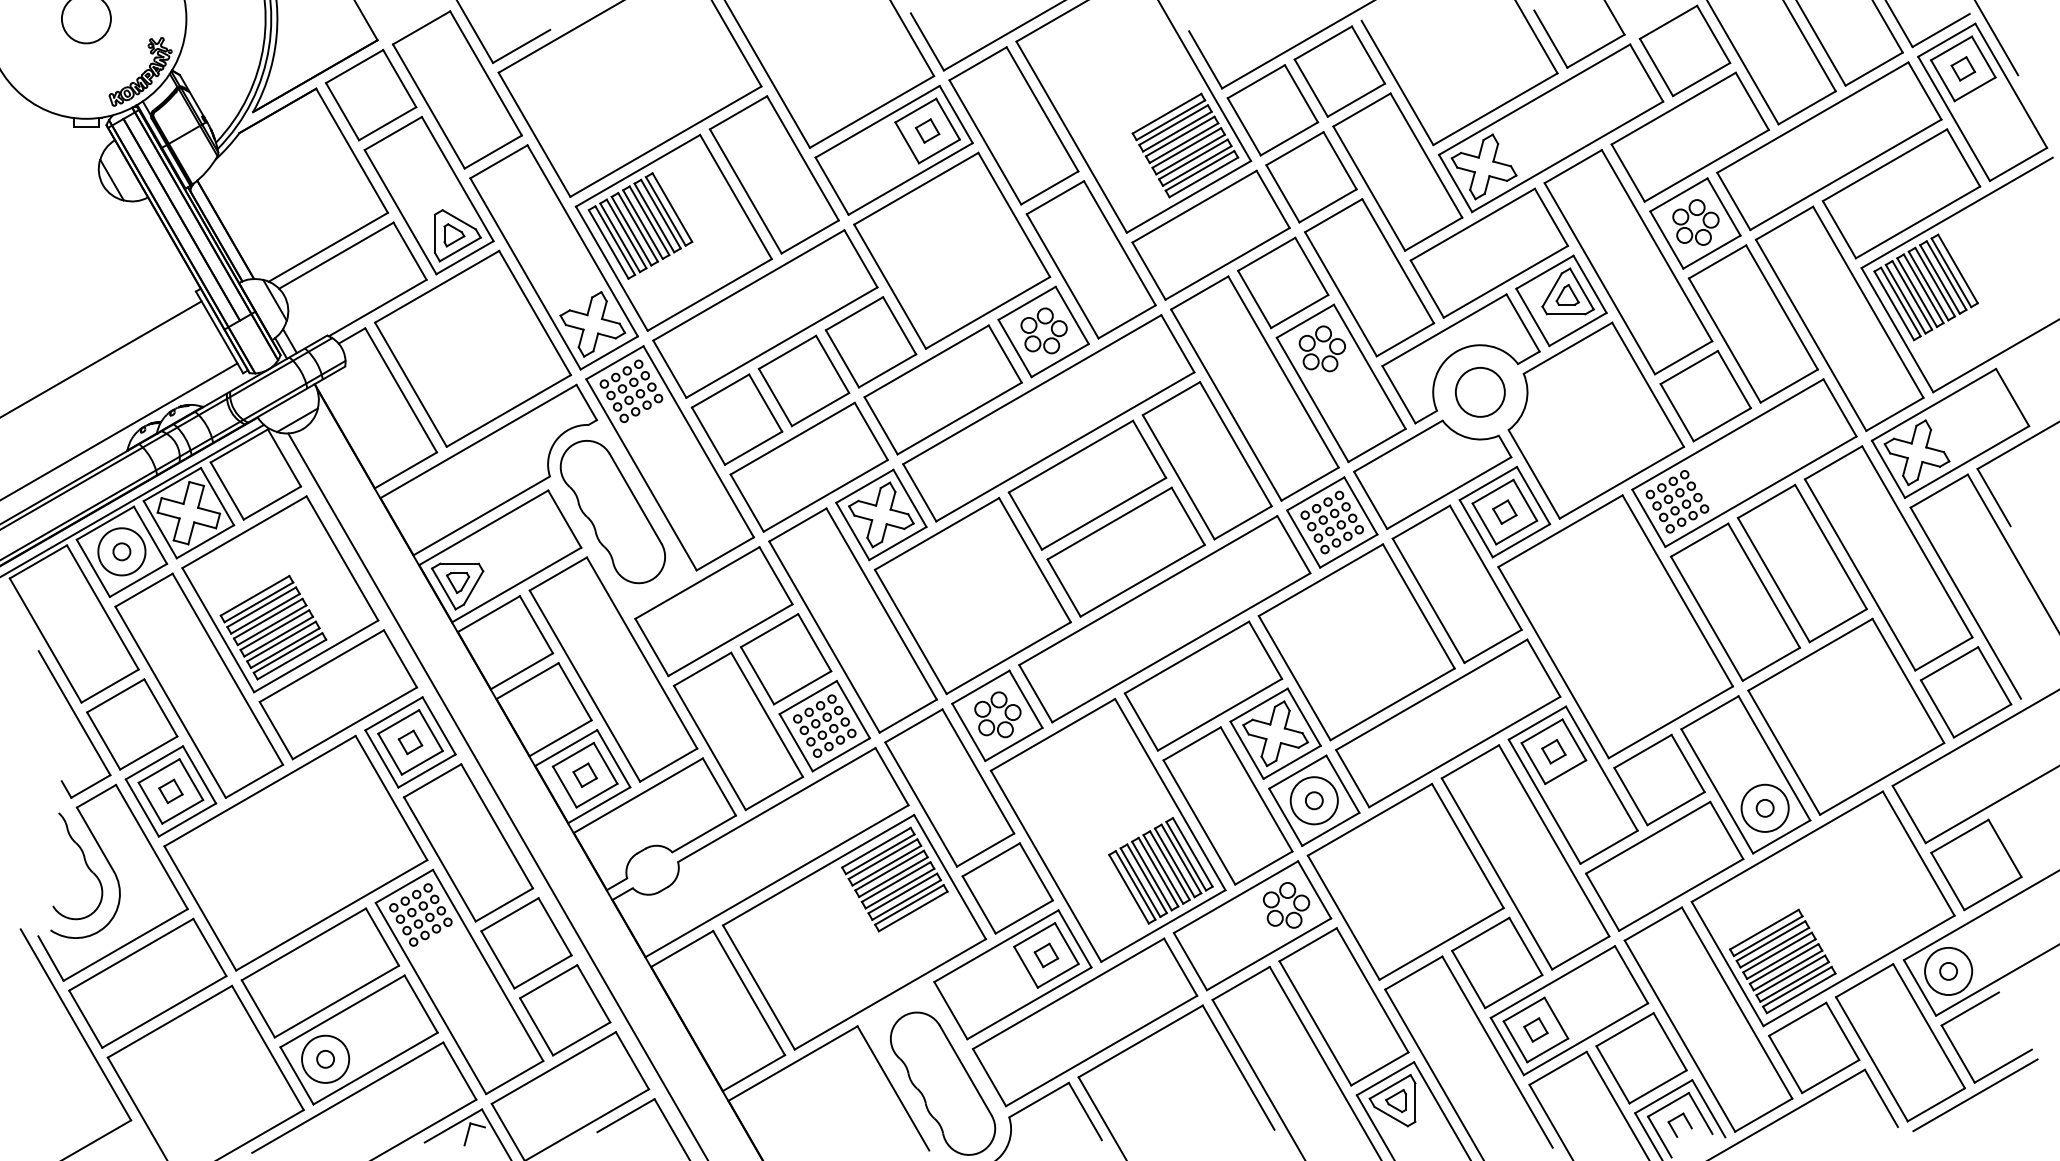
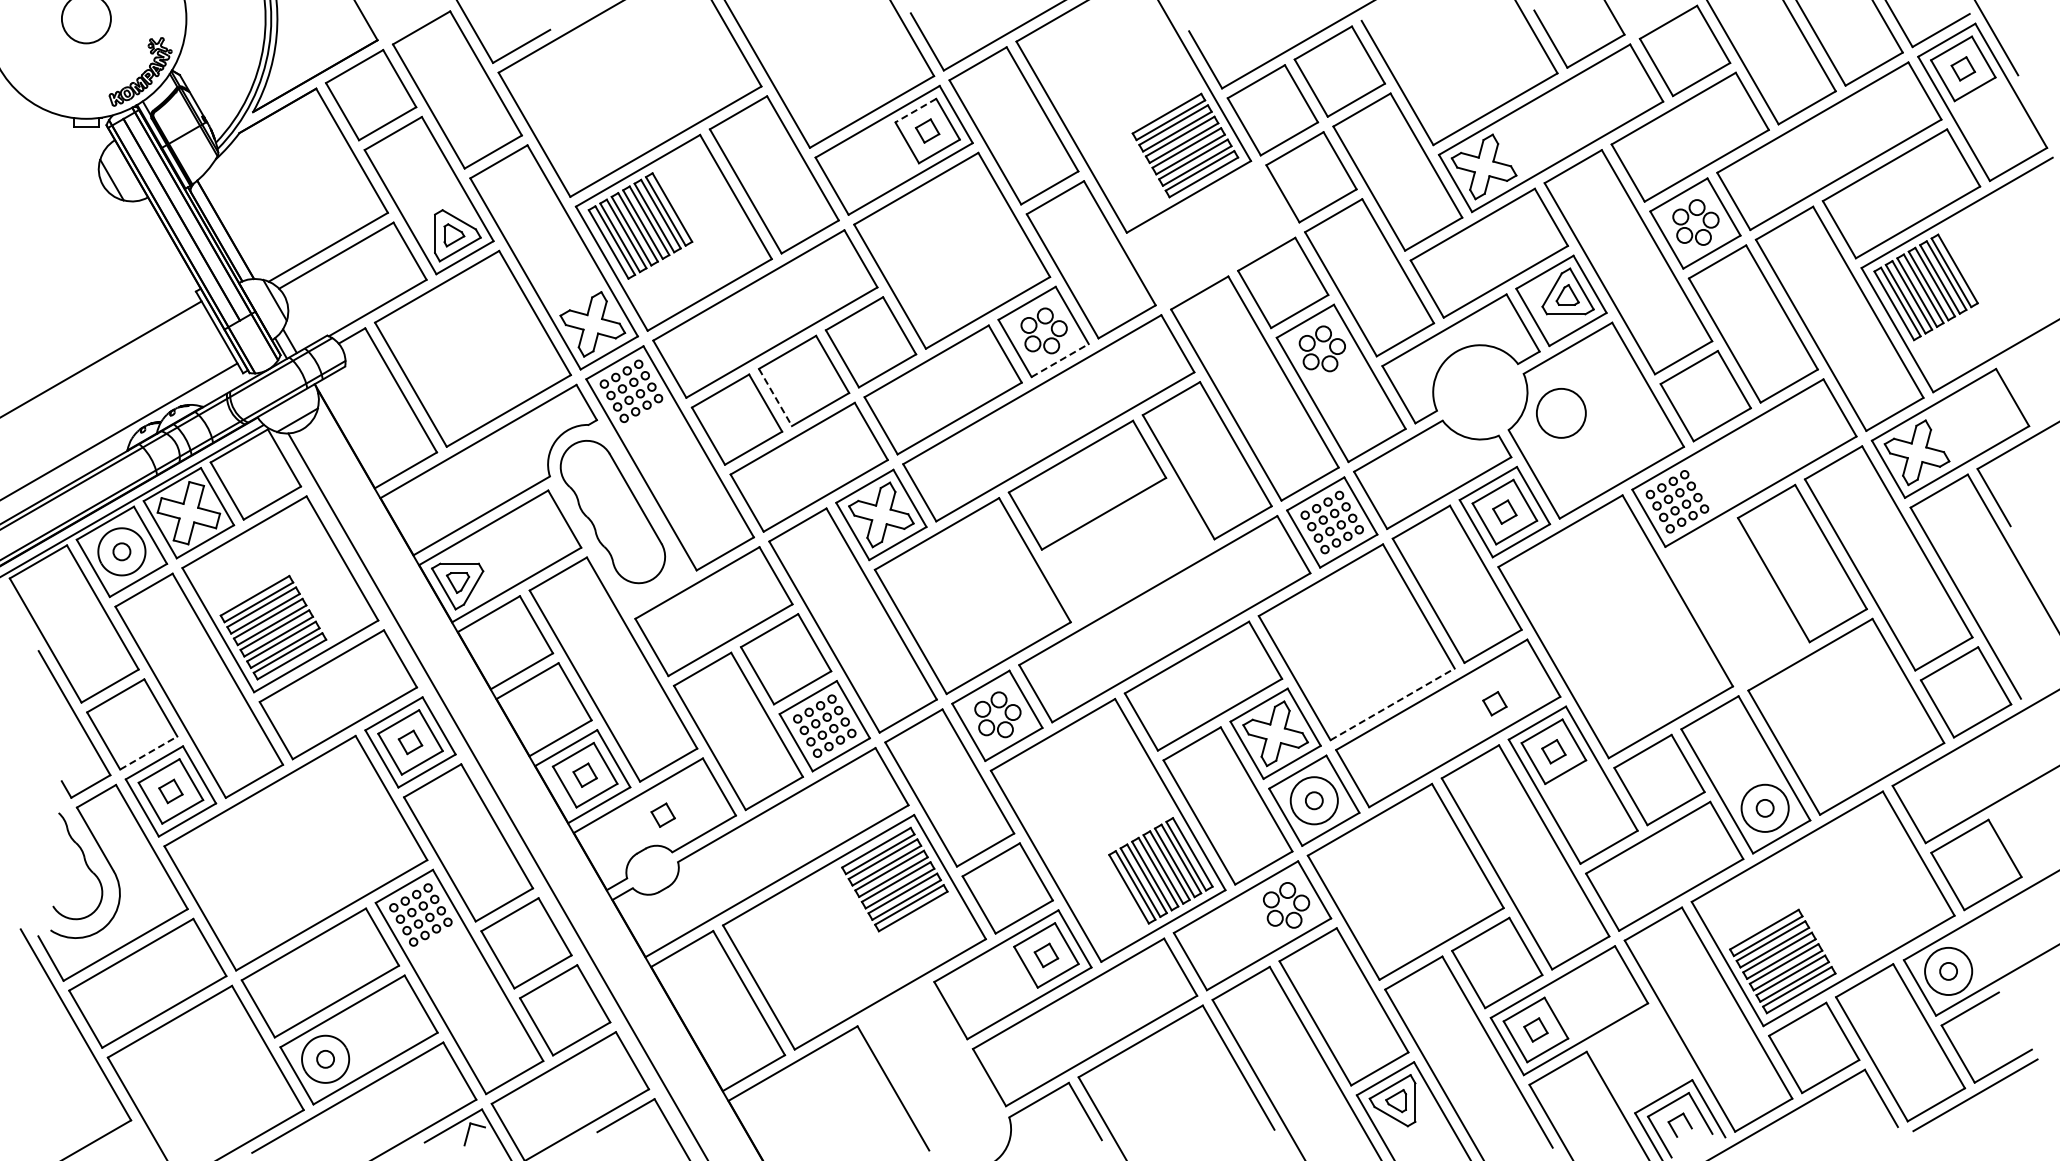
line: solid -> dashed (915, 110)
part: present -> none (1210, 234)
line: solid -> dashed (1060, 360)
circle position: (1480, 392) -> (1561, 413) (1561, 413)
line: solid -> dashed (775, 397)
part: present -> none (1125, 551)
part: present -> none (1734, 601)
part: none -> present (1494, 703)
line: solid -> dashed (1392, 704)
line: solid -> dashed (149, 752)
part: none -> present (662, 814)
part: present -> none (1641, 1058)
part: present -> none (943, 1083)
